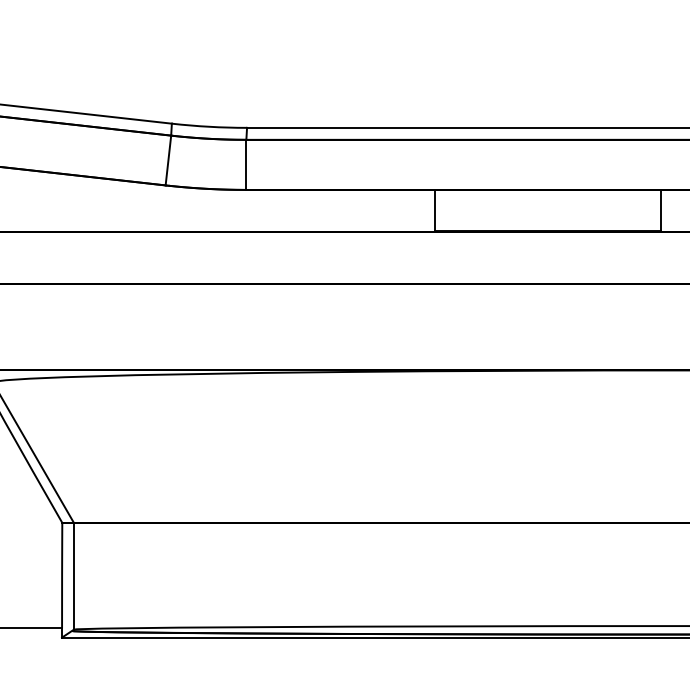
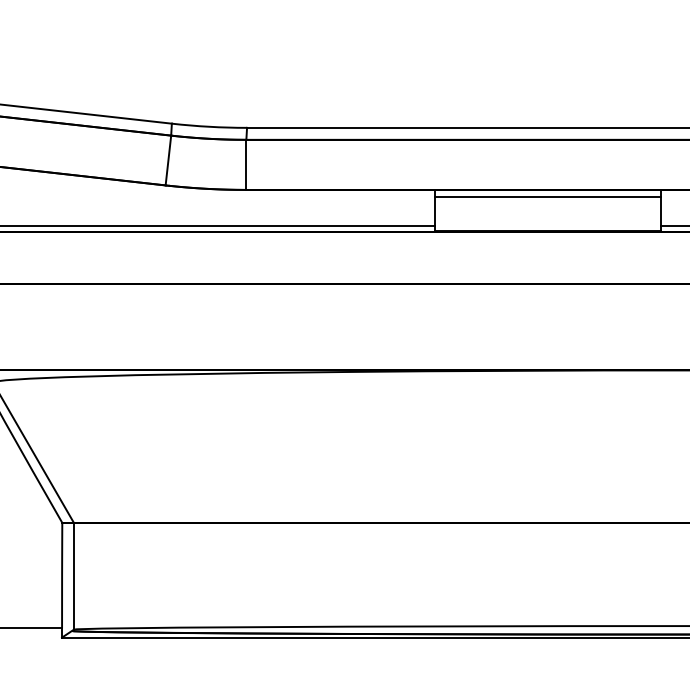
line: none -> present (547, 197)
line: none -> present (218, 226)
line: none -> present (673, 226)
